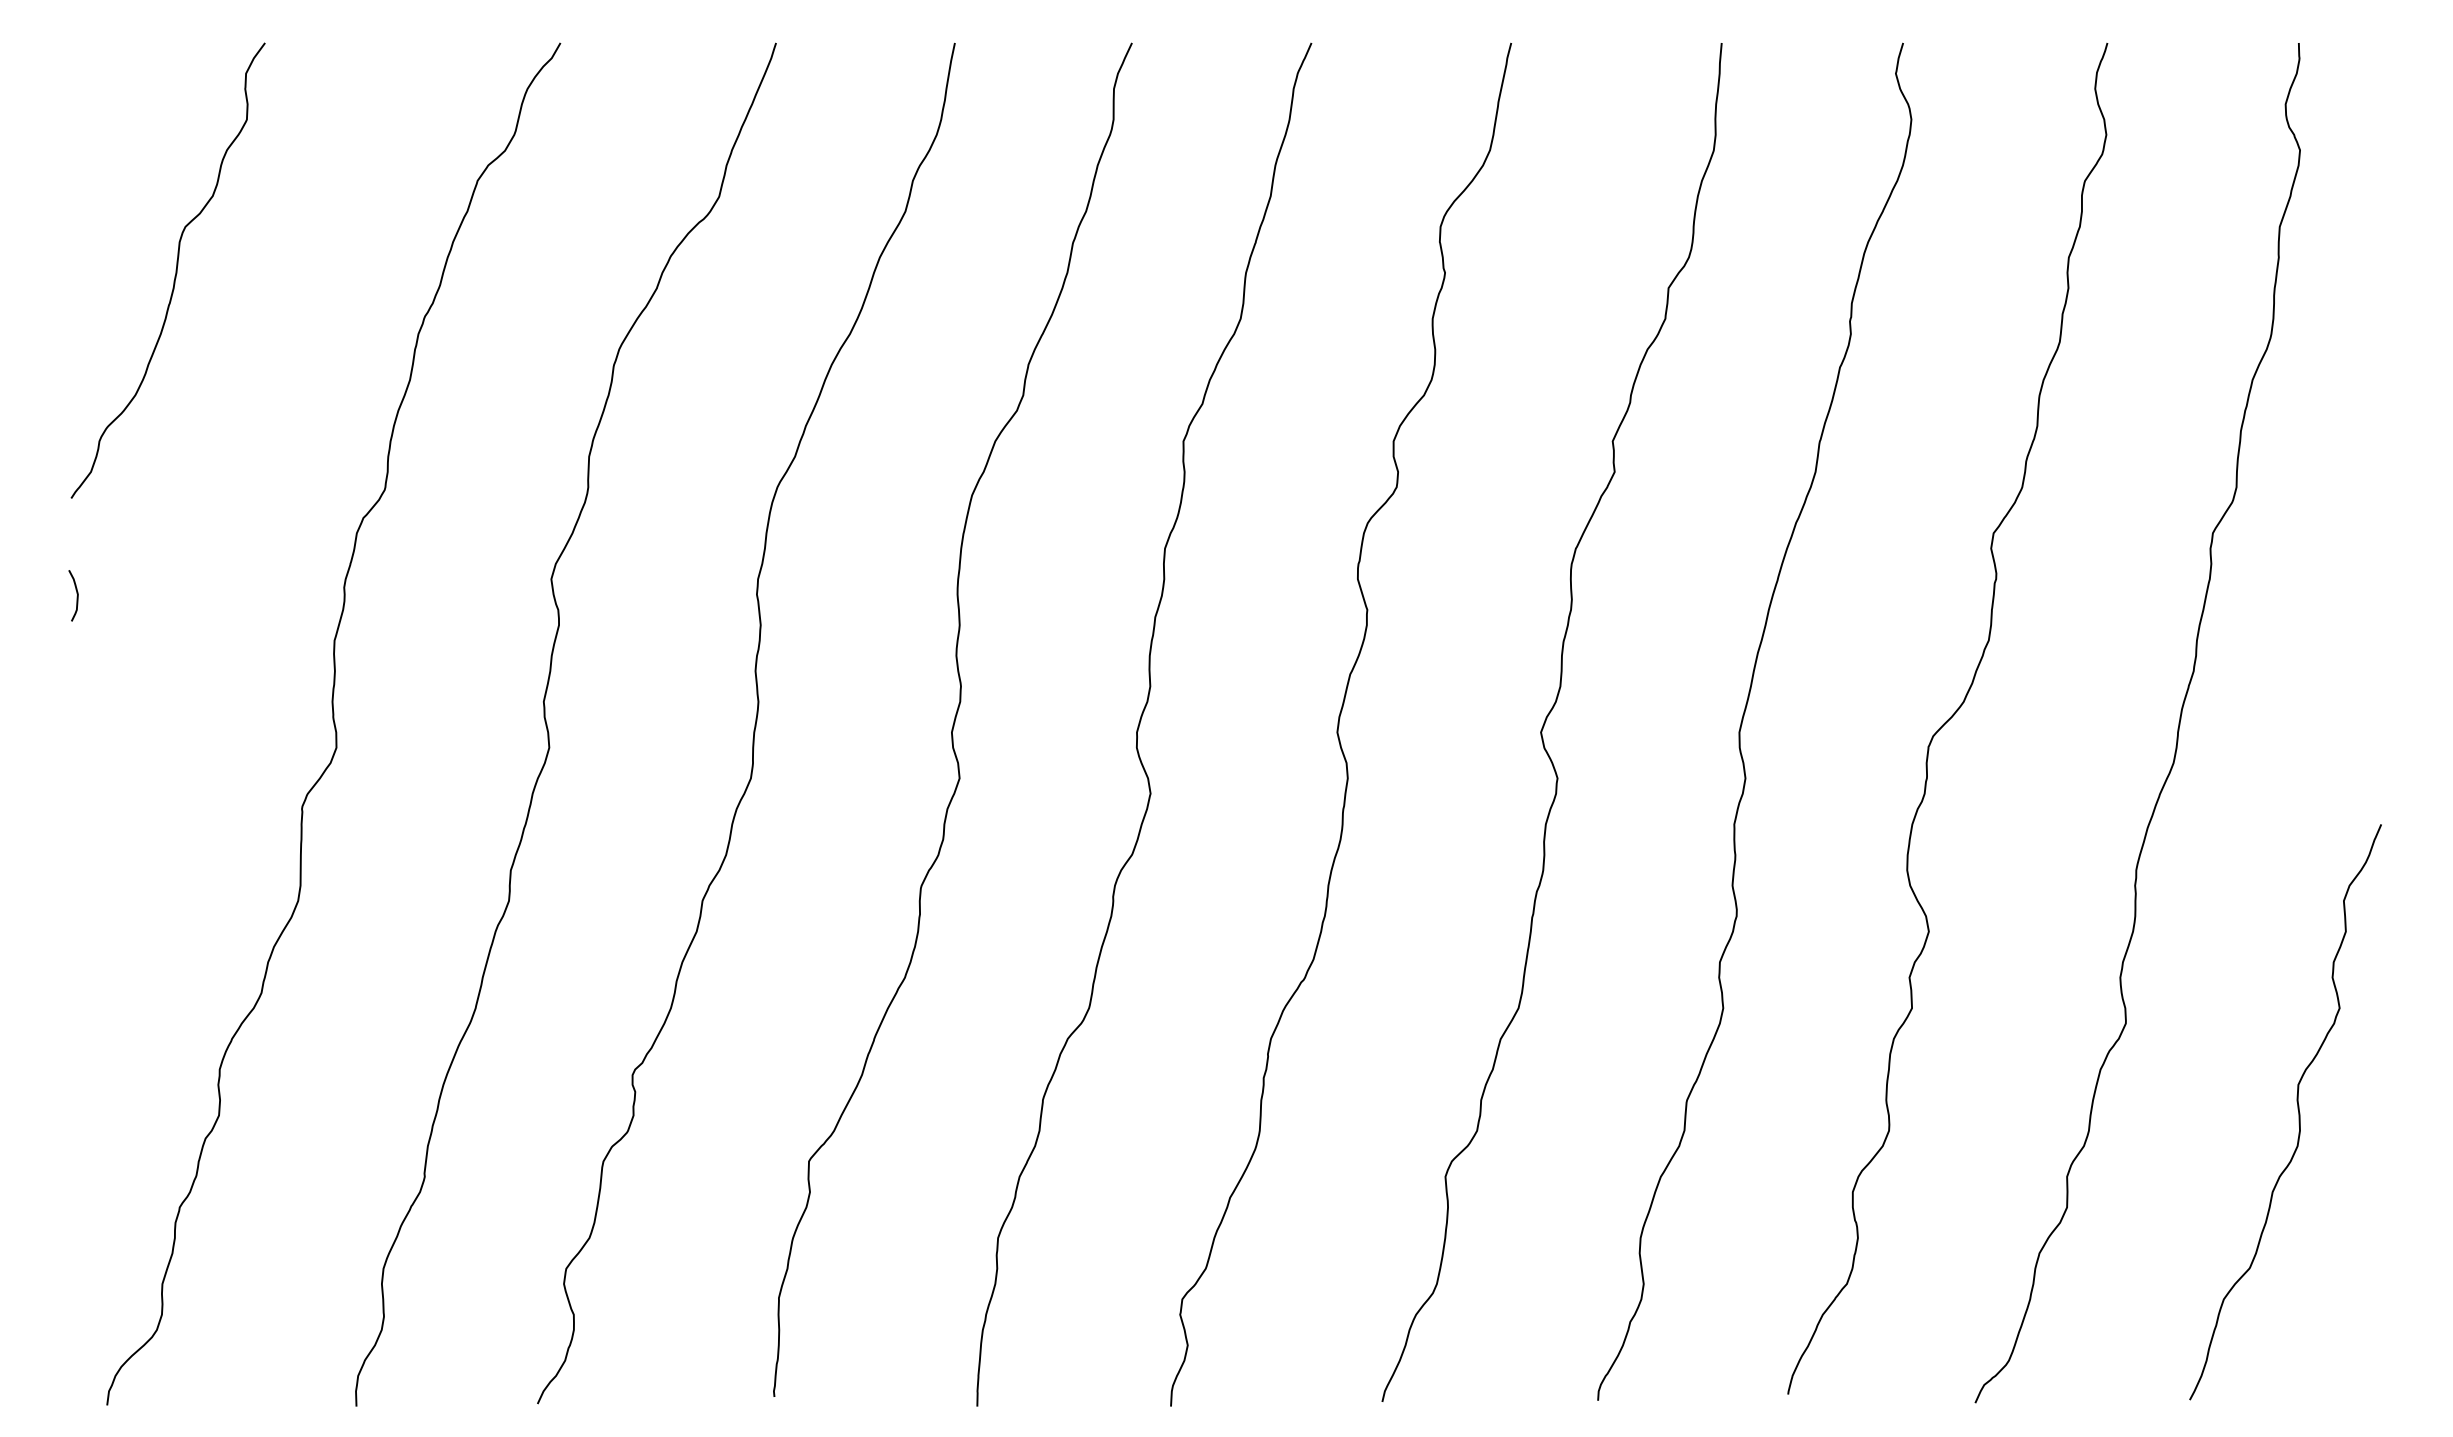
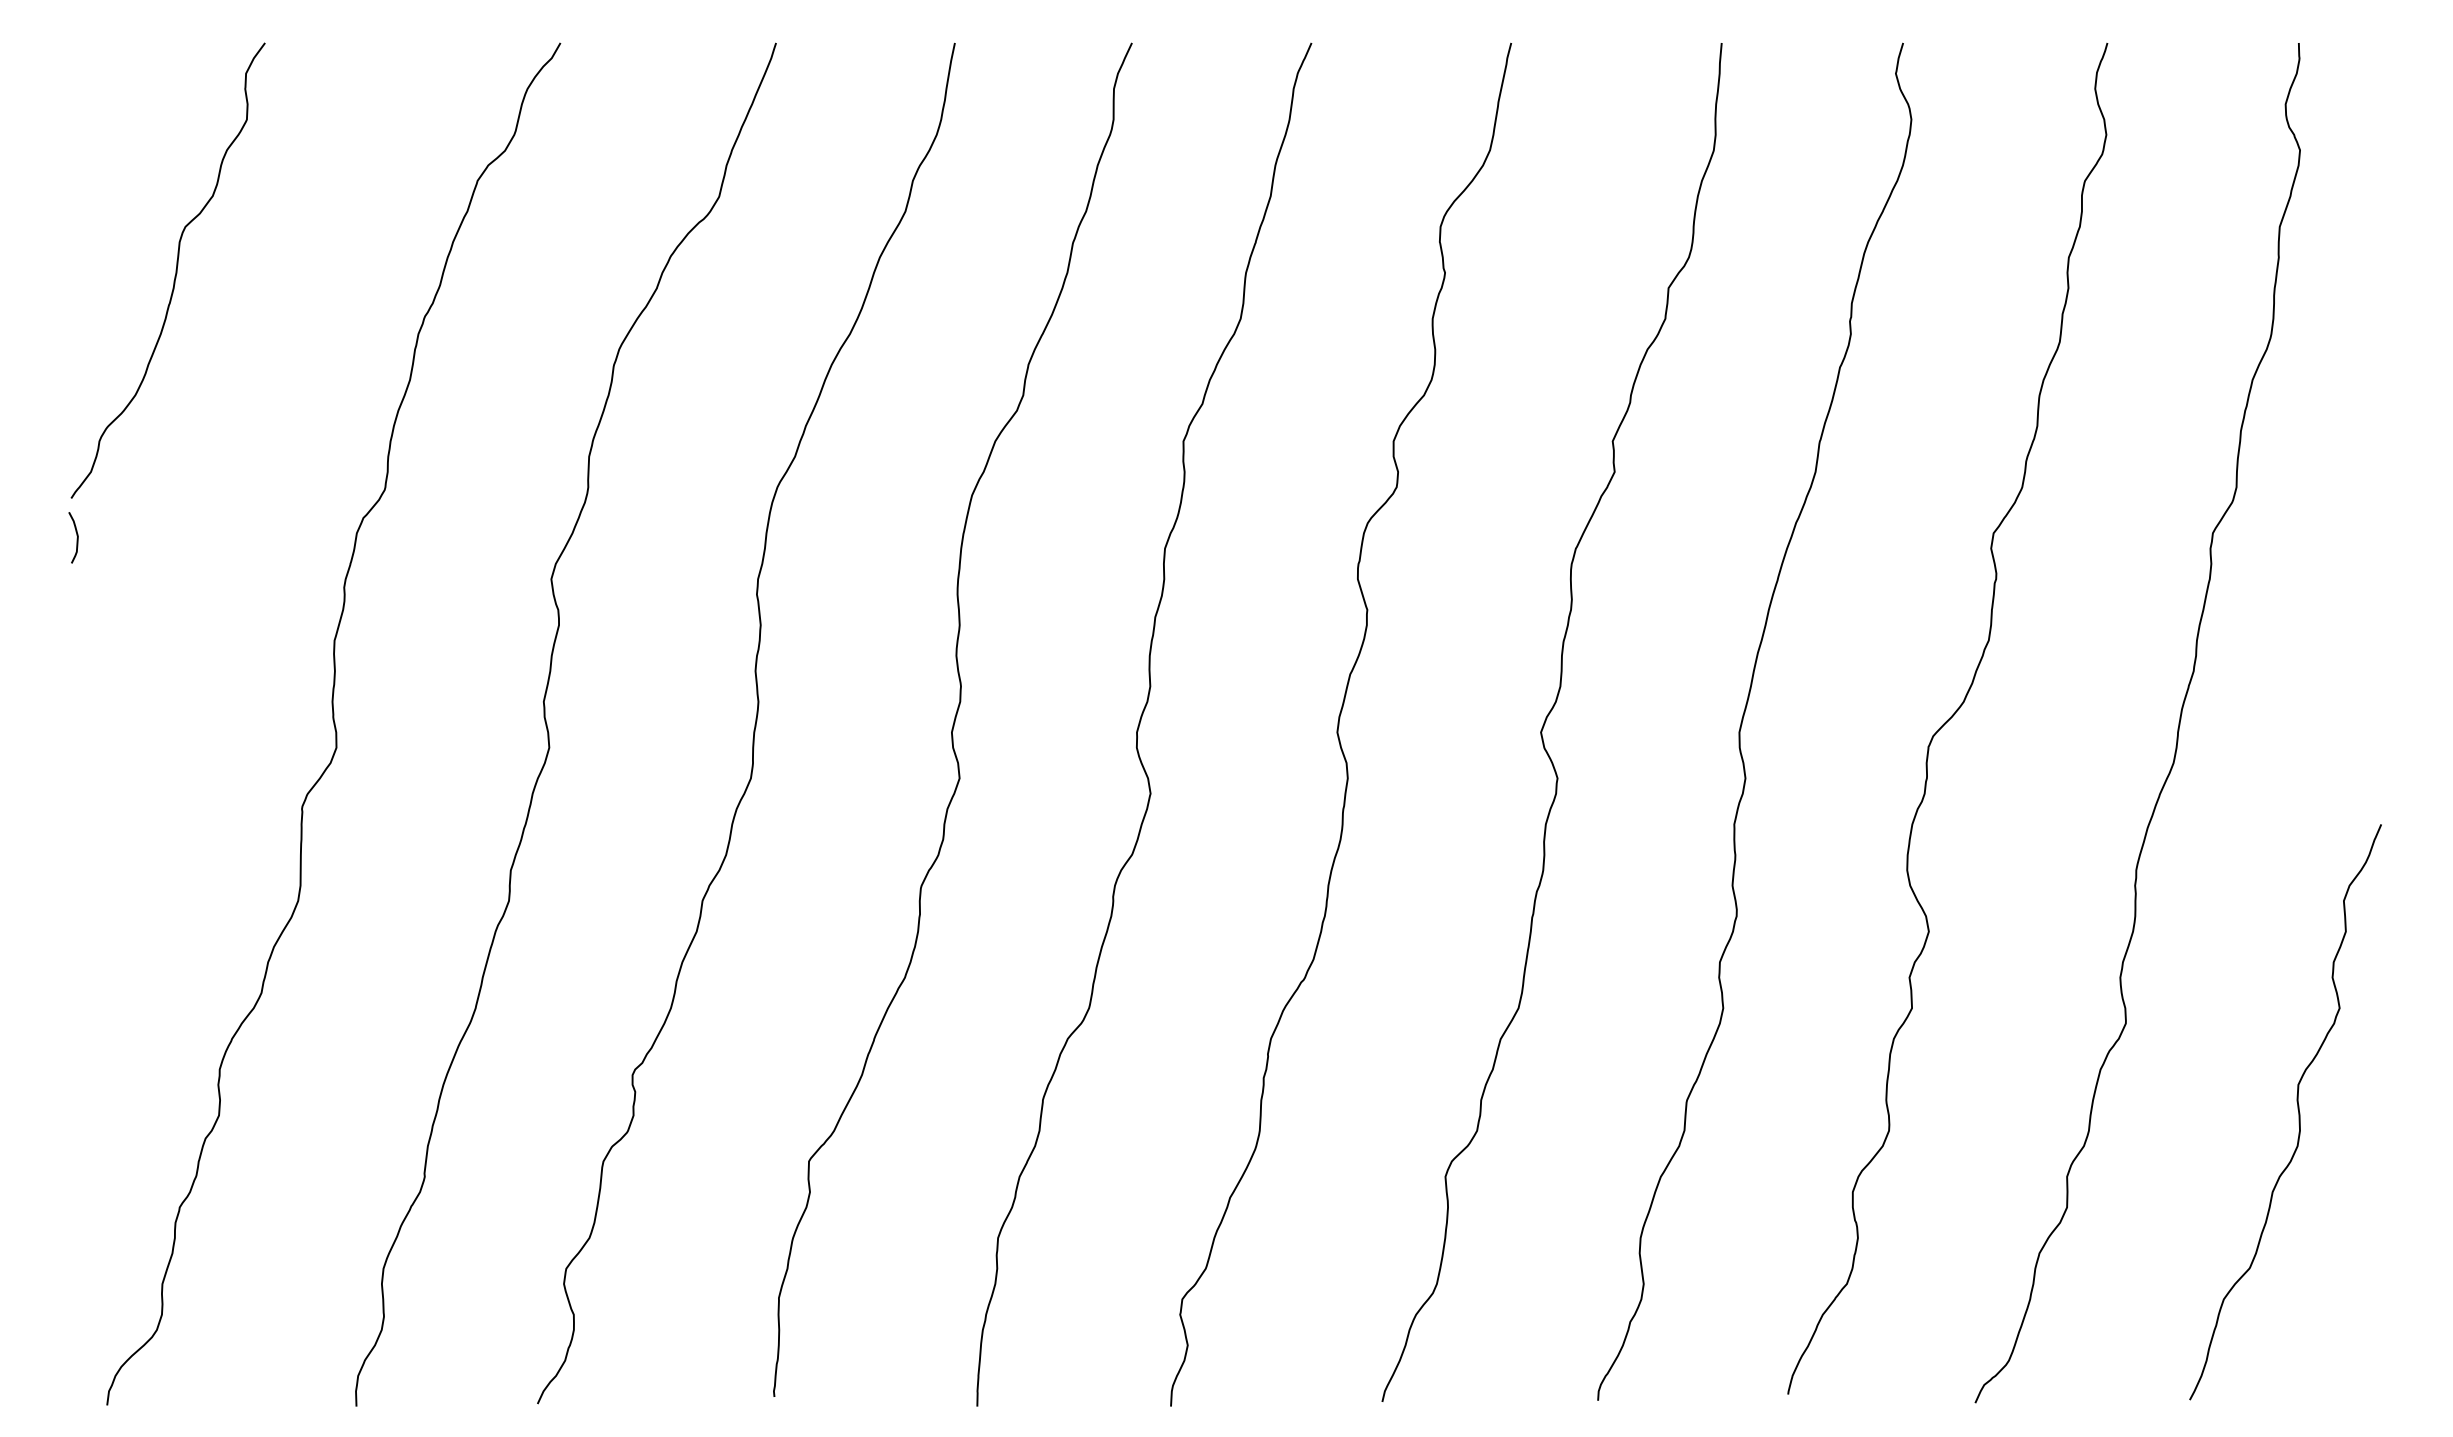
curve position: (76, 596) -> (76, 538) (76, 538)
